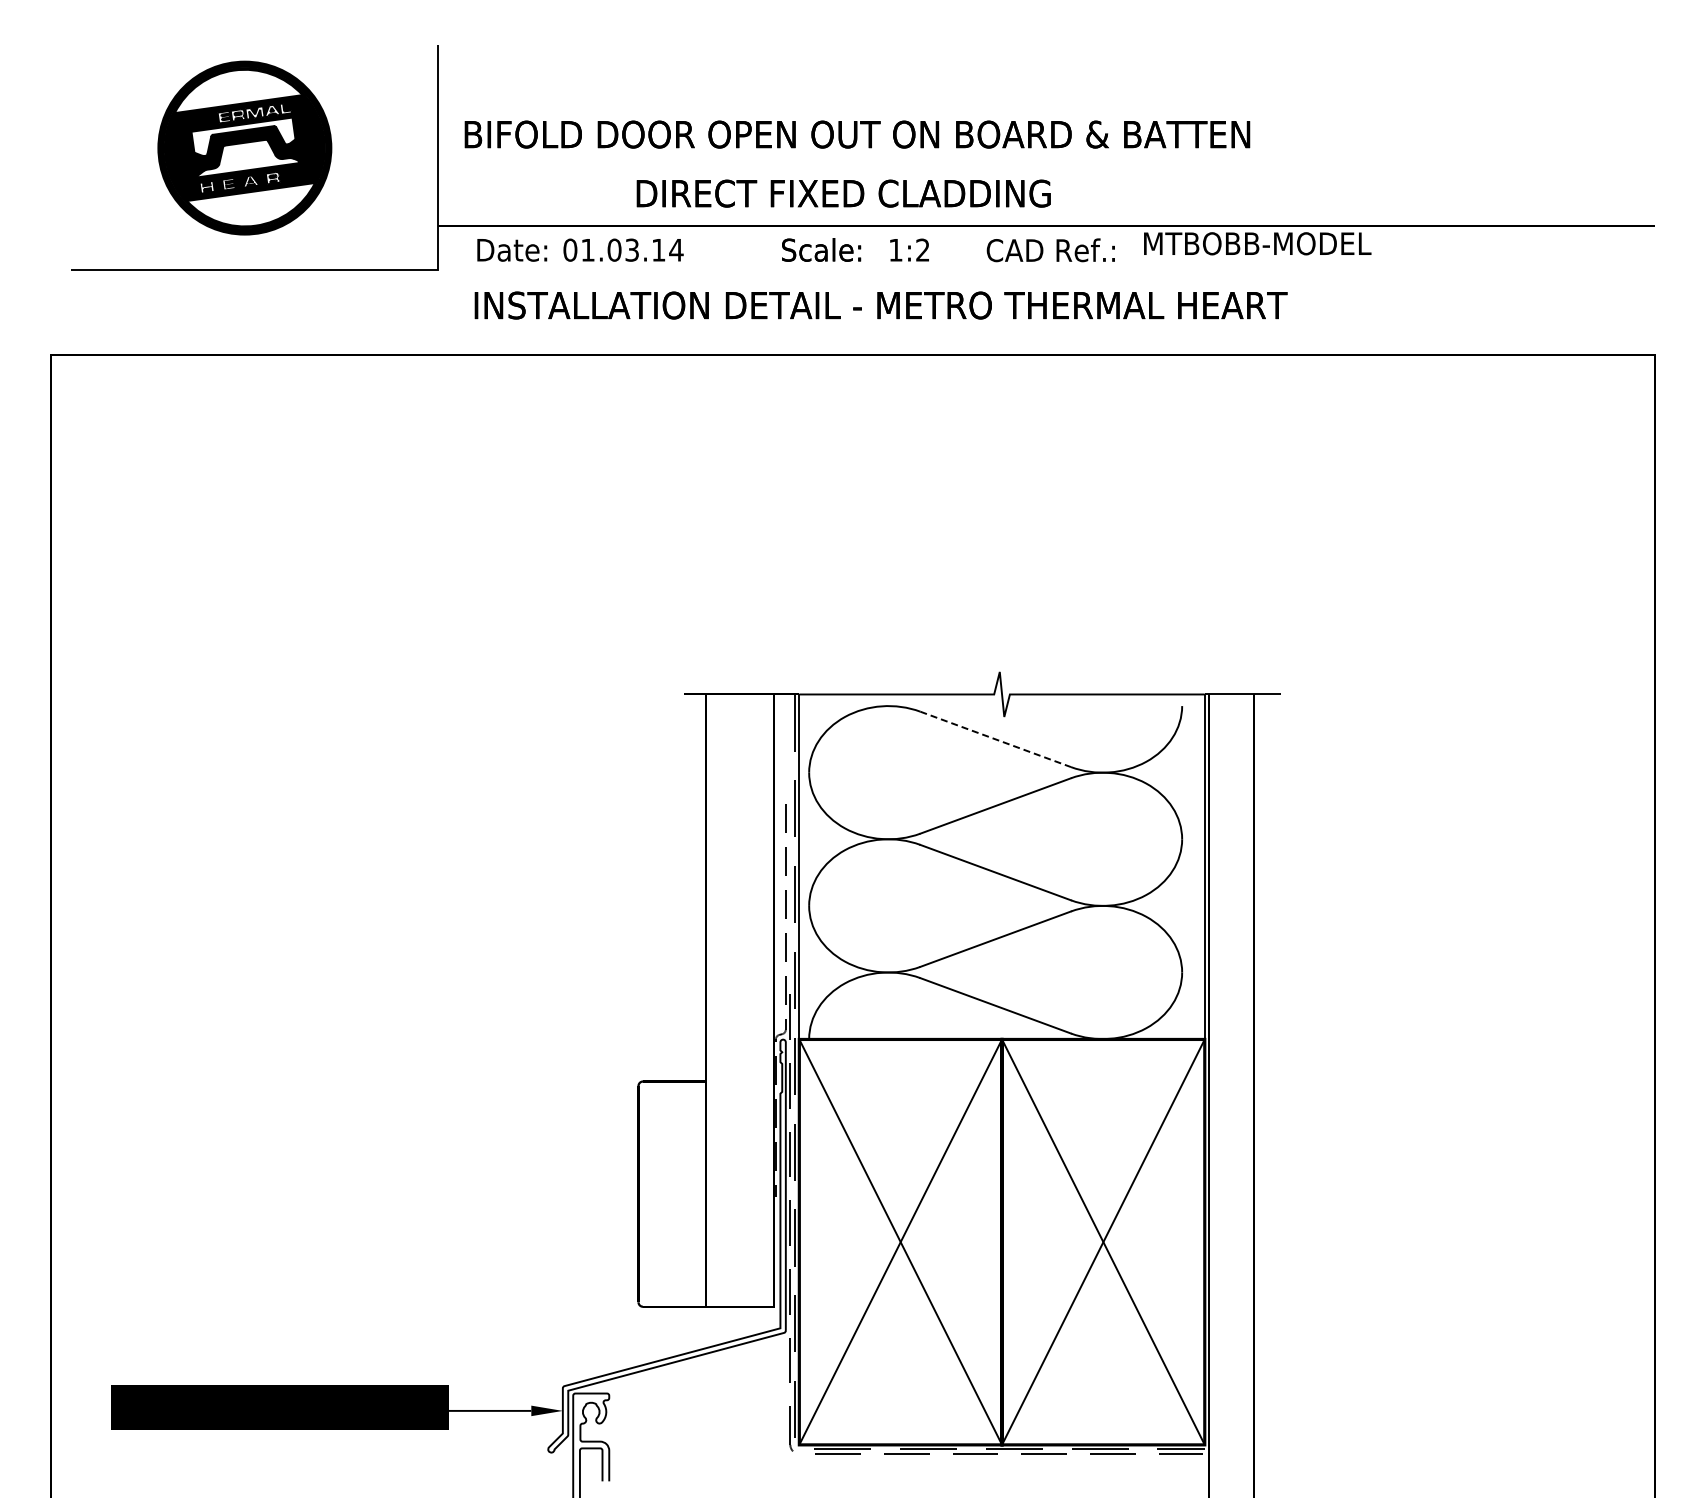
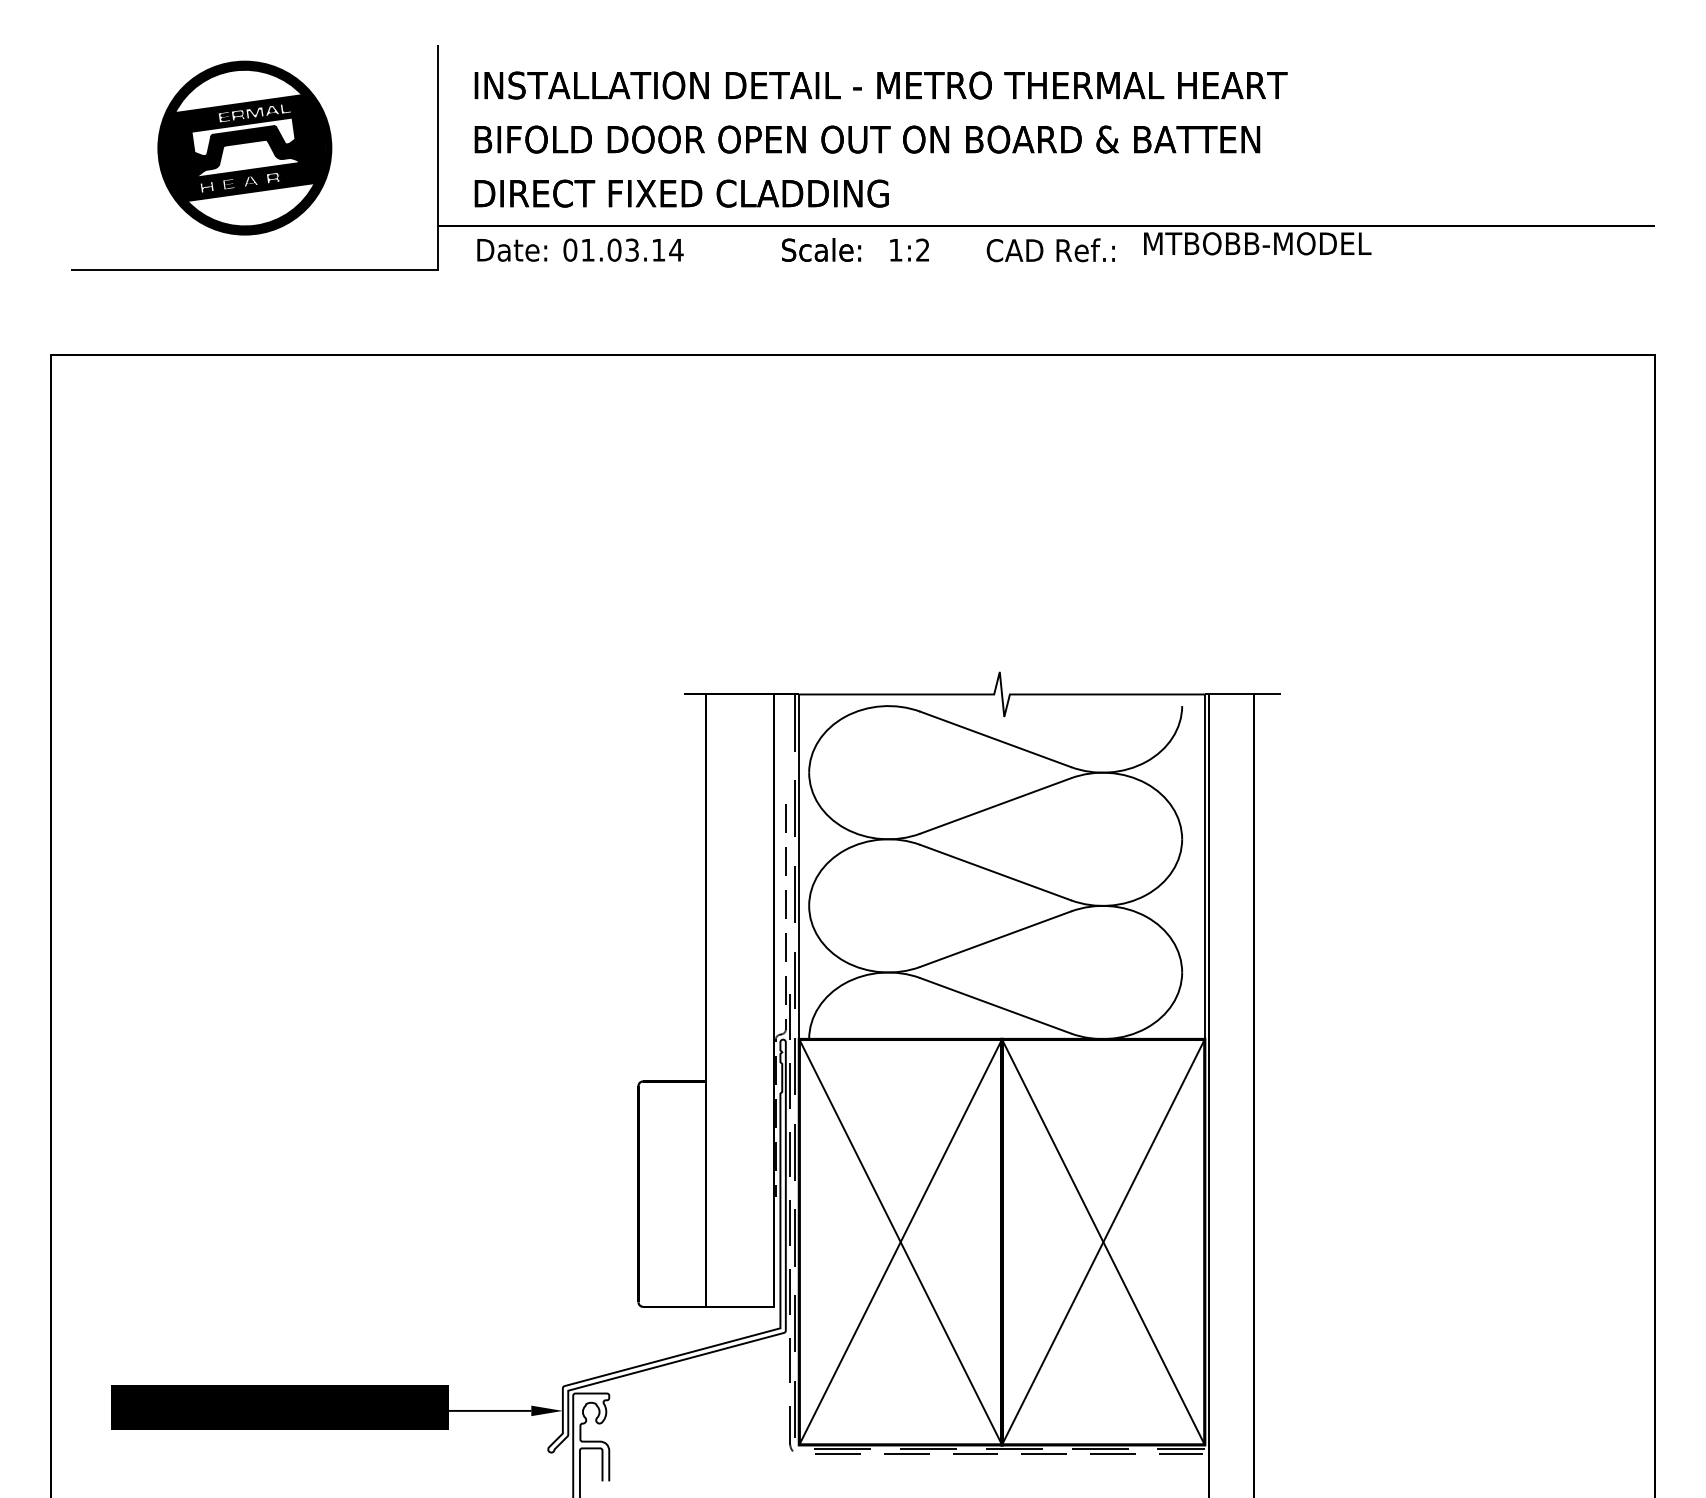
text position: (857, 134) -> (867, 139) (867, 139)
text position: (843, 193) -> (681, 193) (681, 193)
text position: (880, 305) -> (880, 85) (880, 85)
line: dashed -> solid (996, 739)
